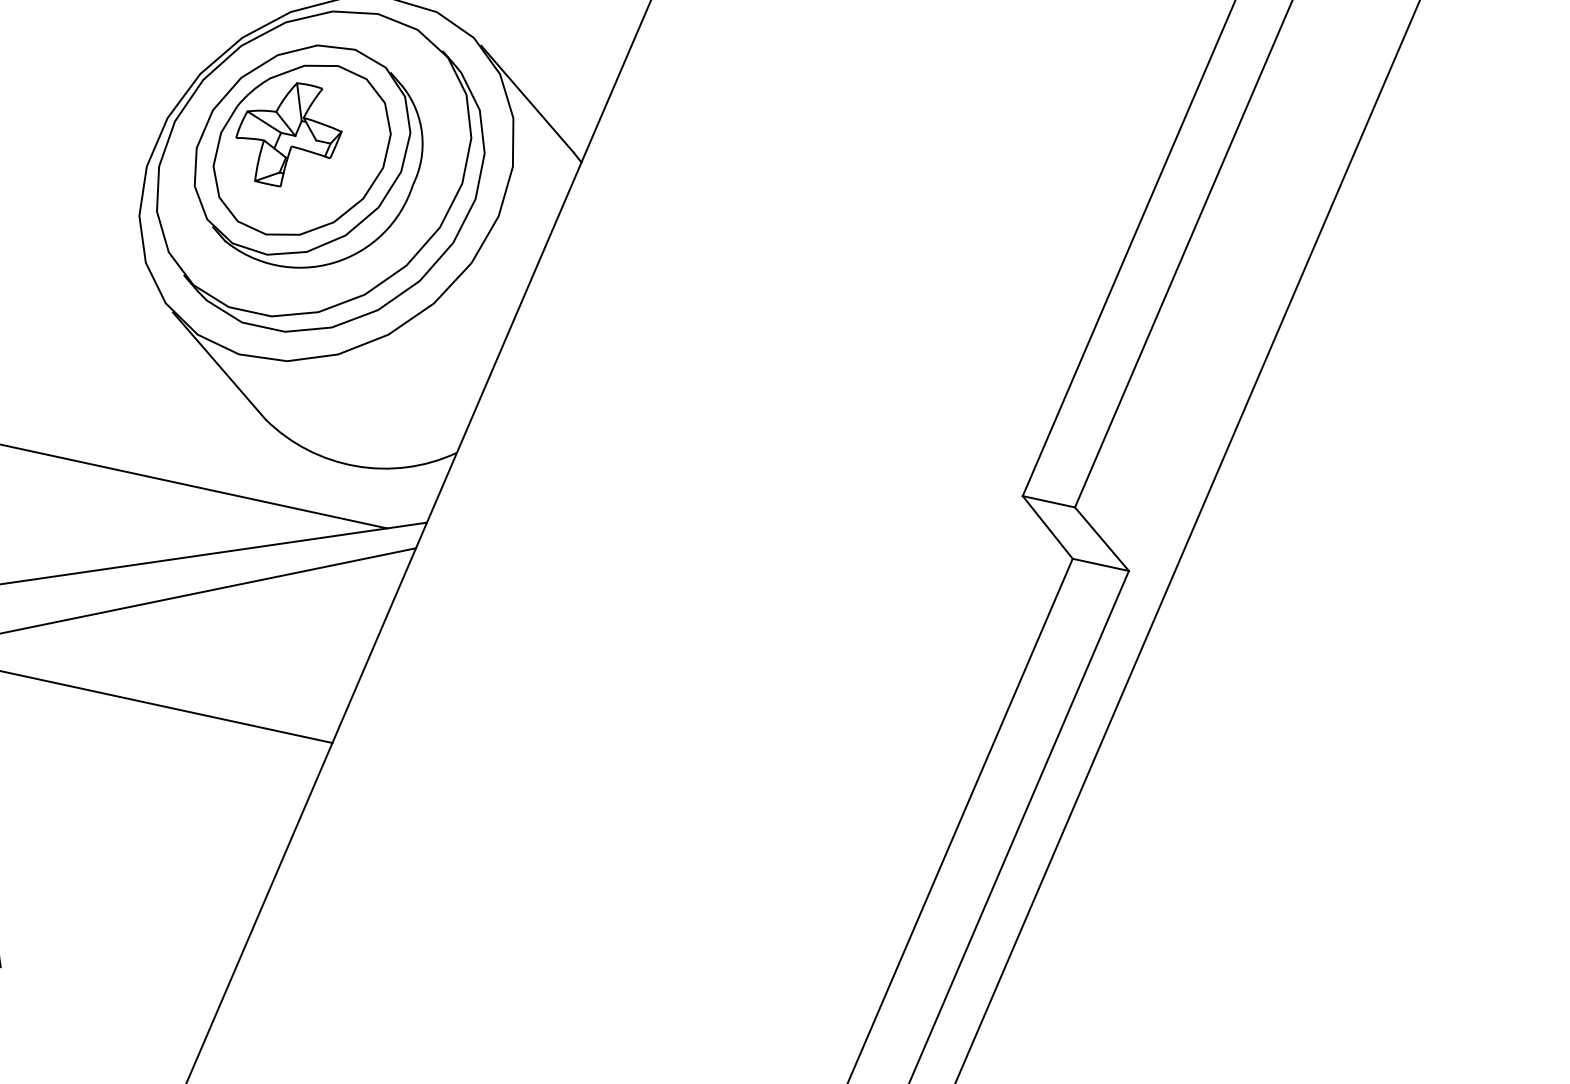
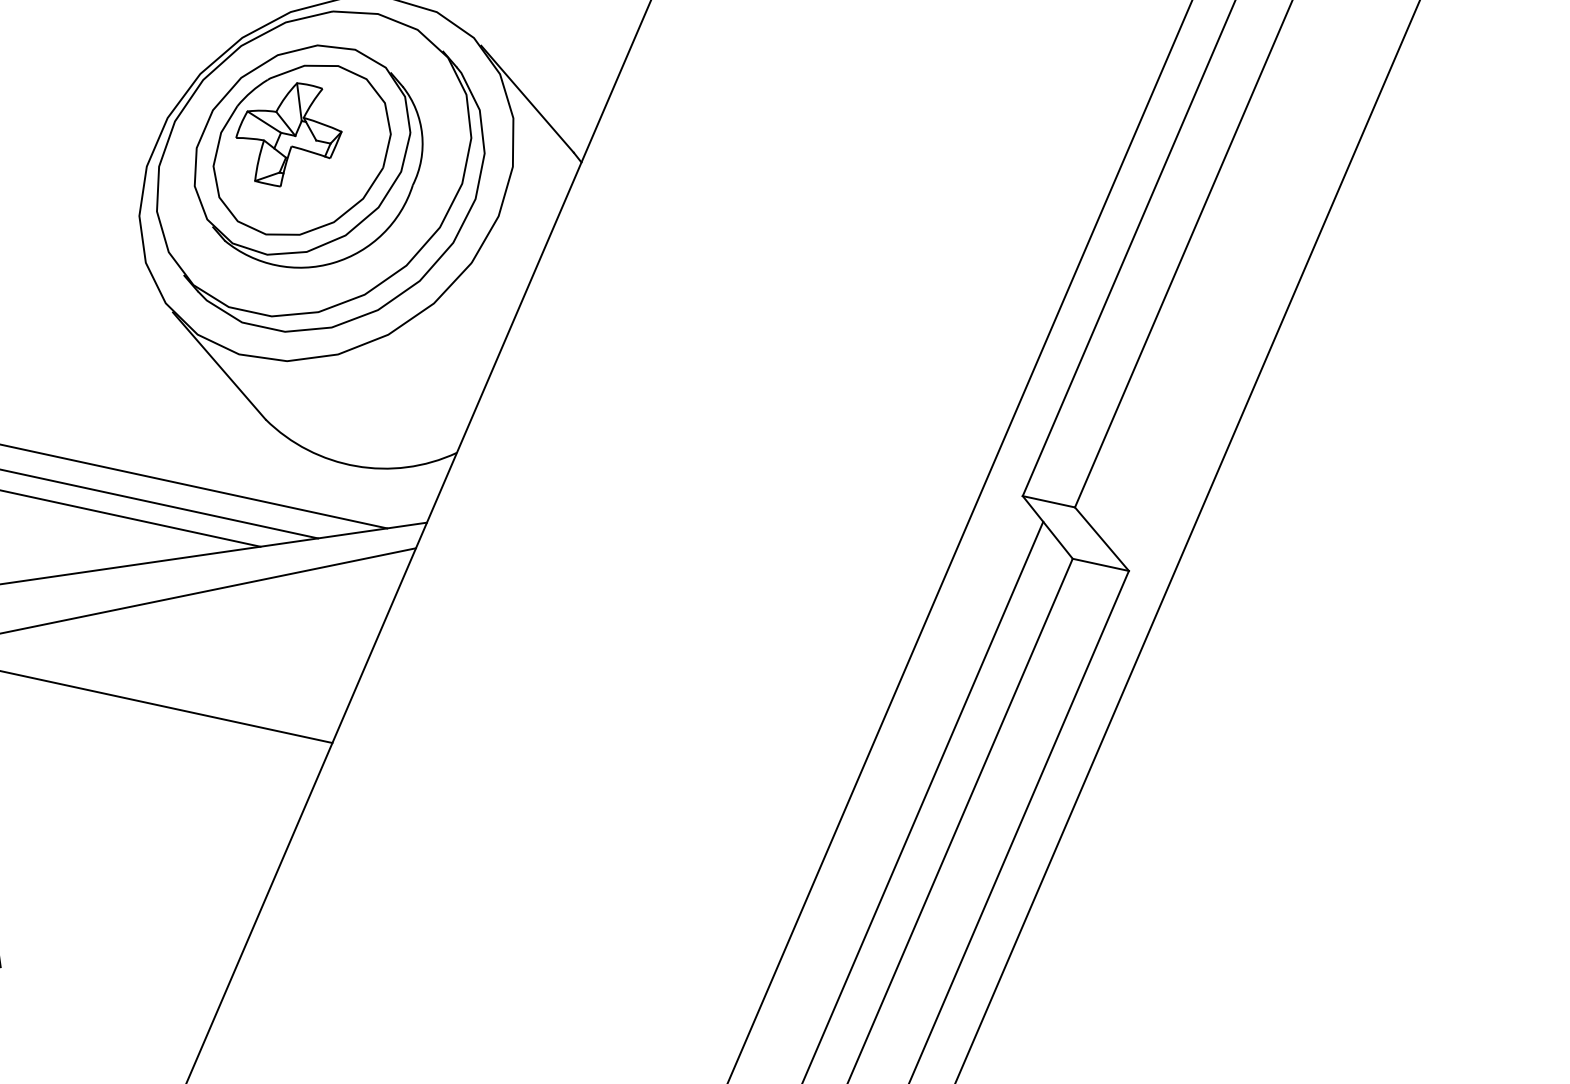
line: none -> present (160, 503)
line: none -> present (131, 518)
line: none -> present (959, 541)
line: none -> present (923, 800)
